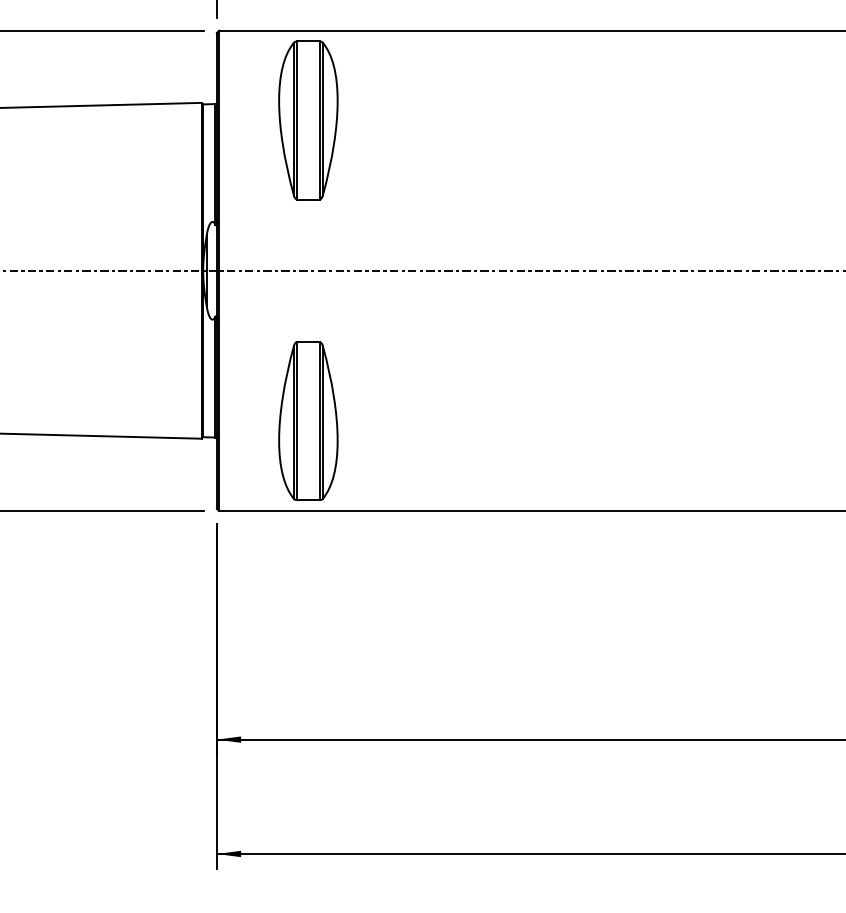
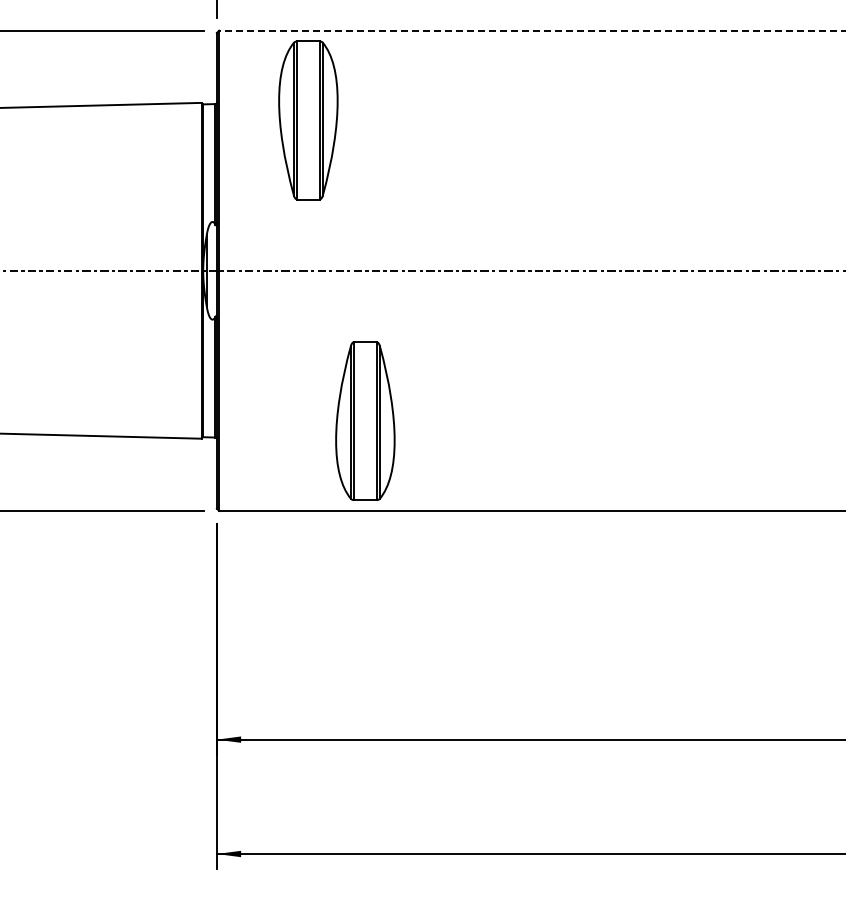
line: solid -> dashed (532, 30)
part position: (308, 420) -> (365, 420) (365, 420)
